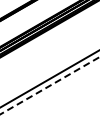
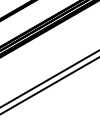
line: dashed -> solid (50, 85)
